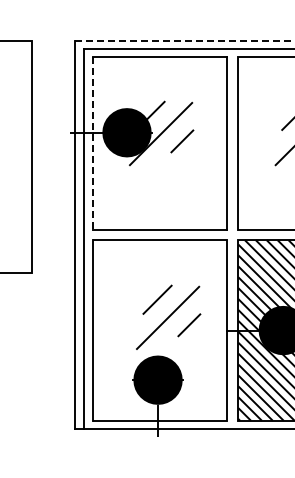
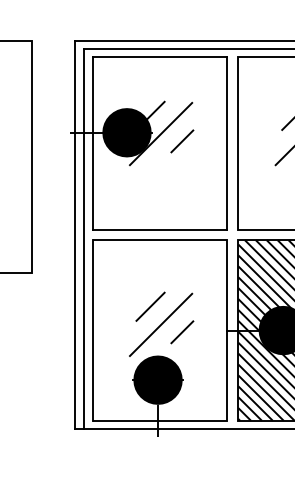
line: dashed -> solid (185, 40)
line: dashed -> solid (92, 144)
part position: (168, 316) -> (161, 323) (161, 323)
